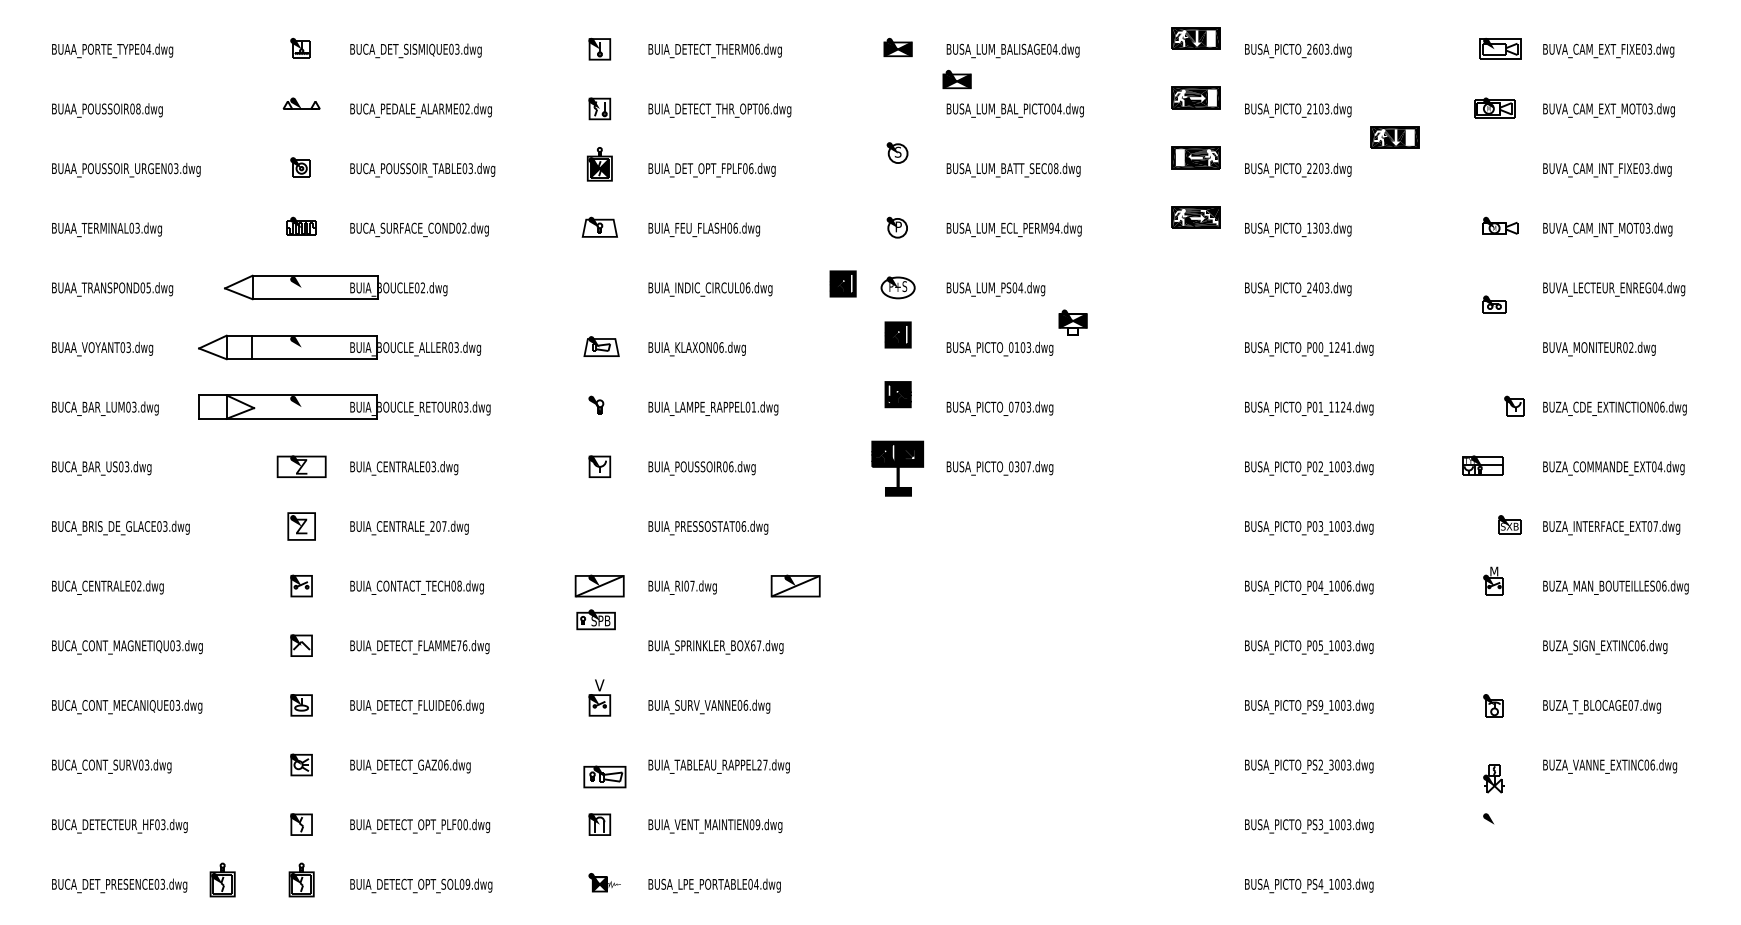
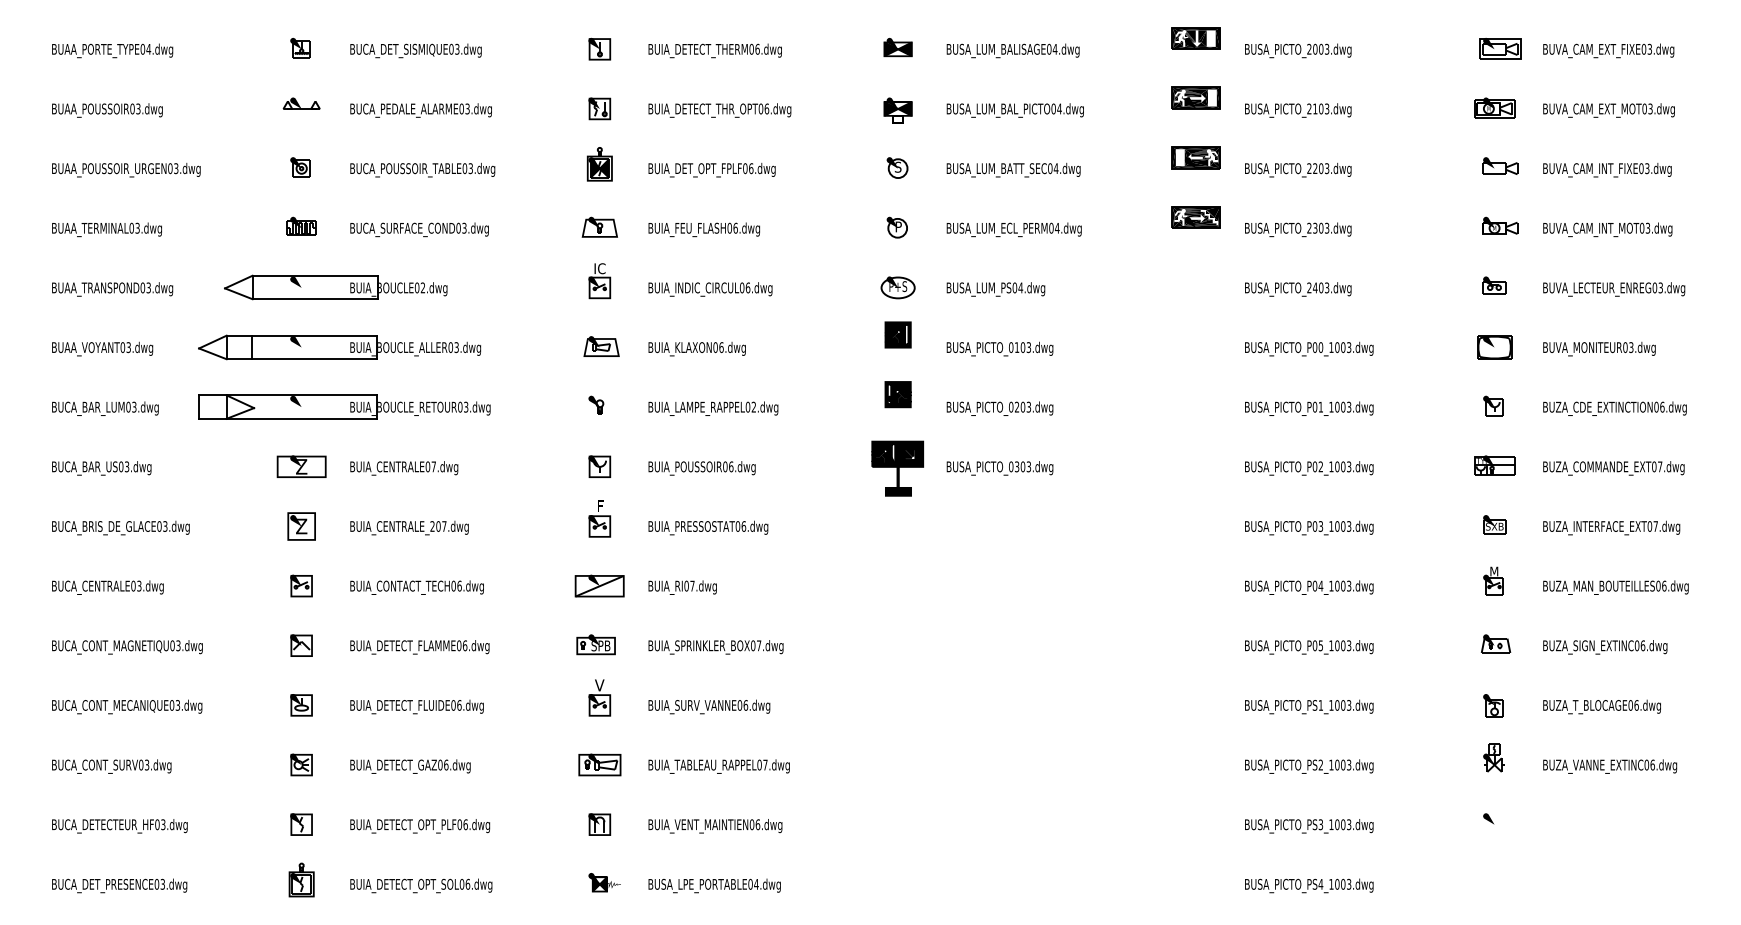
text: BUSA_PICTO_2603.dwg -> BUSA_PICTO_2003.dwg (1315, 48)
part: present -> none (956, 79)
text: BUAA_POUSSOIR08.dwg -> BUAA_POUSSOIR03.dwg (138, 108)
text: BUCA_PEDALE_ALARME02.dwg -> BUCA_PEDALE_ALARME03.dwg (467, 109)
part: present -> none (1394, 137)
part position: (897, 152) -> (897, 167) (897, 167)
part: none -> present (1500, 165)
text: BUSA_LUM_BATT_SEC08.dwg -> BUSA_LUM_BATT_SEC04.dwg (1055, 168)
text: BUSA_PICTO_1303.dwg -> BUSA_PICTO_2303.dwg (1309, 227)
text: BUCA_SURFACE_COND02.dwg -> BUCA_SURFACE_COND03.dwg (464, 228)
text: BUSA_LUM_ECL_PERM94.dwg -> BUSA_LUM_ECL_PERM04.dwg (1051, 228)
part: none -> present (599, 281)
part: present -> none (842, 283)
text: BUAA_TRANSPOND05.dwg -> BUAA_TRANSPOND03.dwg (148, 287)
text: BUVA_LECTEUR_ENREG04.dwg -> BUVA_LECTEUR_ENREG03.dwg (1660, 287)
part position: (1494, 304) -> (1494, 285) (1494, 285)
part position: (1072, 322) -> (897, 110) (897, 110)
text: BUSA_PICTO_P00_1241.dwg -> BUSA_PICTO_P00_1003.dwg (1343, 347)
part: none -> present (1494, 347)
text: BUVA_MONITEUR02.dwg -> BUVA_MONITEUR03.dwg (1631, 347)
part position: (1514, 405) -> (1493, 405) (1493, 405)
text: BUIA_LAMPE_RAPPEL01.dwg -> BUIA_LAMPE_RAPPEL02.dwg (753, 406)
text: BUSA_PICTO_0703.dwg -> BUSA_PICTO_0203.dwg (1017, 406)
text: BUSA_PICTO_P01_1124.dwg -> BUSA_PICTO_P01_1003.dwg (1343, 406)
part position: (1482, 465) -> (1494, 465) (1494, 465)
text: BUIA_CENTRALE03.dwg -> BUIA_CENTRALE07.dwg (433, 466)
text: BUSA_PICTO_0307.dwg -> BUSA_PICTO_0303.dwg (1028, 466)
text: BUZA_COMMANDE_EXT04.dwg -> BUZA_COMMANDE_EXT07.dwg (1659, 466)
part: none -> present (599, 518)
part position: (1509, 524) -> (1494, 524) (1494, 524)
text: BUIA_CONTACT_TECH08.dwg -> BUIA_CONTACT_TECH06.dwg (459, 585)
part: present -> none (795, 585)
text: BUSA_PICTO_P04_1006.dwg -> BUSA_PICTO_P04_1003.dwg (1349, 585)
text: BUCA_CENTRALE02.dwg -> BUCA_CENTRALE03.dwg (139, 586)
part position: (595, 619) -> (595, 644) (595, 644)
part: none -> present (1496, 643)
text: BUIA_DETECT_FLAMME76.dwg -> BUIA_DETECT_FLAMME06.dwg (459, 645)
text: BUIA_SPRINKLER_BOX67.dwg -> BUIA_SPRINKLER_BOX07.dwg (753, 645)
text: BUSA_PICTO_PS9_1003.dwg -> BUSA_PICTO_PS1_1003.dwg (1320, 705)
text: BUZA_T_BLOCAGE07.dwg -> BUZA_T_BLOCAGE06.dwg (1636, 705)
text: BUIA_TABLEAU_RAPPEL27.dwg -> BUIA_TABLEAU_RAPPEL07.dwg (759, 764)
text: BUSA_PICTO_PS2_3003.dwg -> BUSA_PICTO_PS2_1003.dwg (1331, 764)
part position: (604, 776) -> (599, 764) (599, 764)
part position: (1493, 778) -> (1493, 757) (1493, 757)
text: BUIA_DETECT_OPT_PLF00.dwg -> BUIA_DETECT_OPT_PLF06.dwg (465, 824)
text: BUIA_VENT_MAINTIEN09.dwg -> BUIA_VENT_MAINTIEN06.dwg (757, 824)
part: present -> none (222, 879)
text: BUIA_DETECT_OPT_SOL09.dwg -> BUIA_DETECT_OPT_SOL06.dwg (467, 884)
